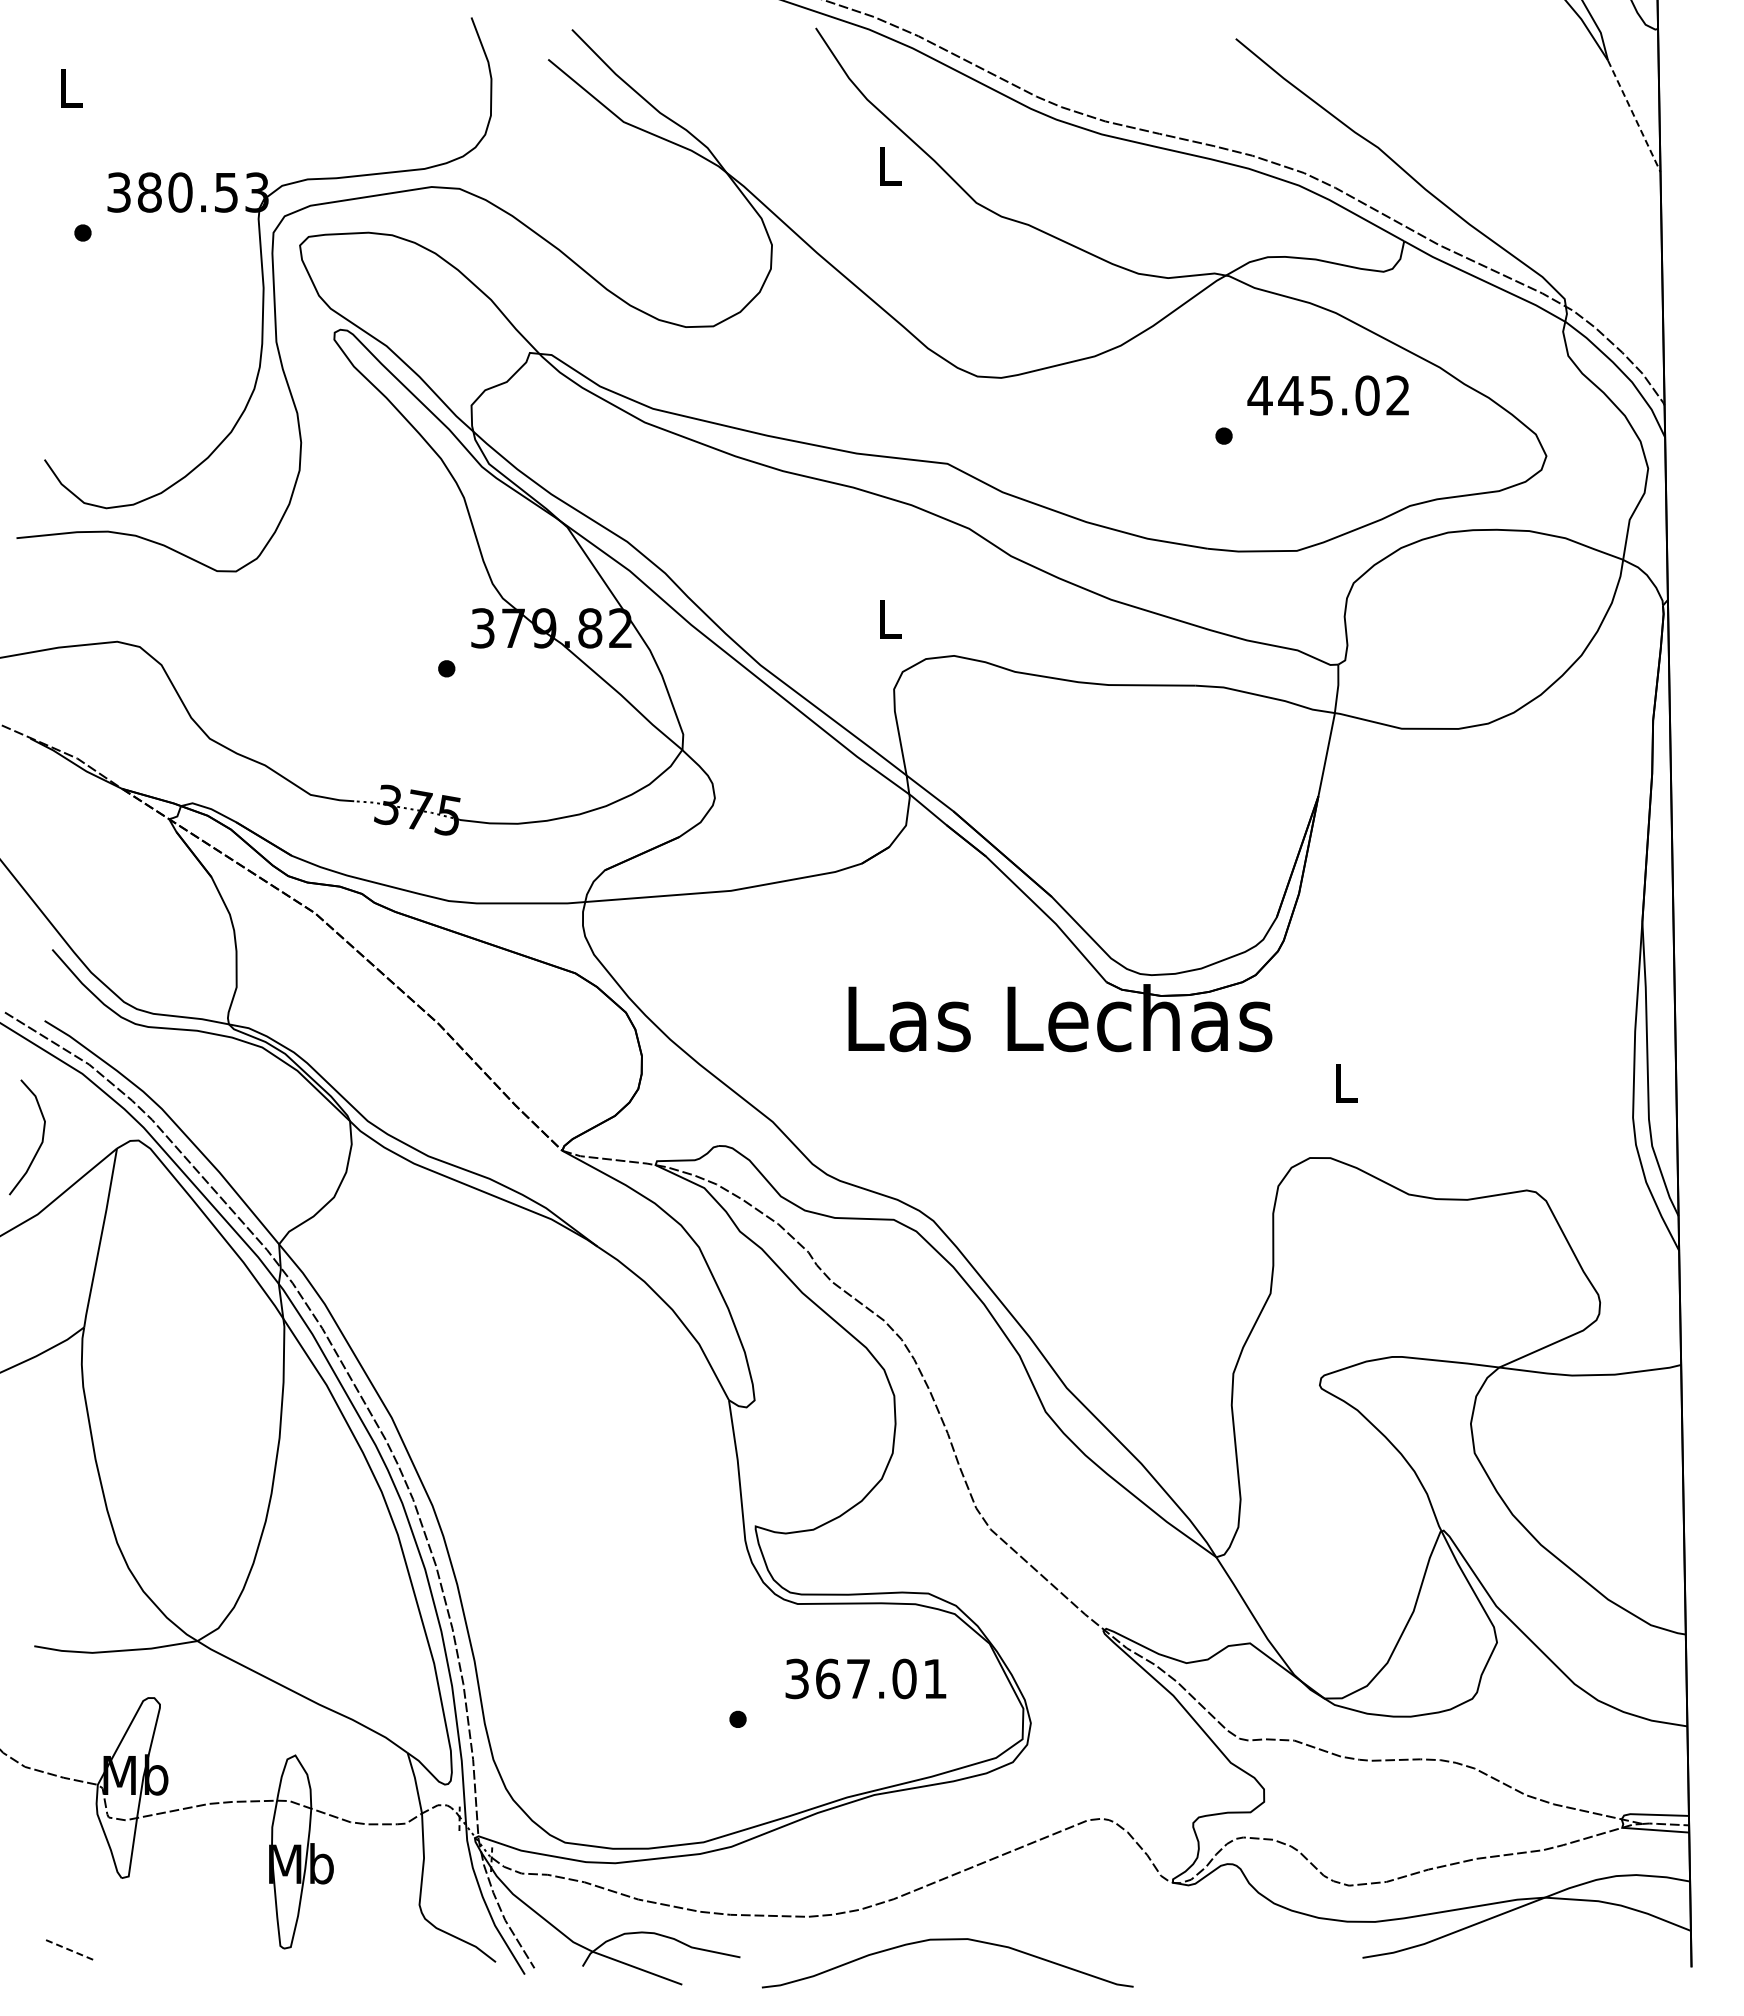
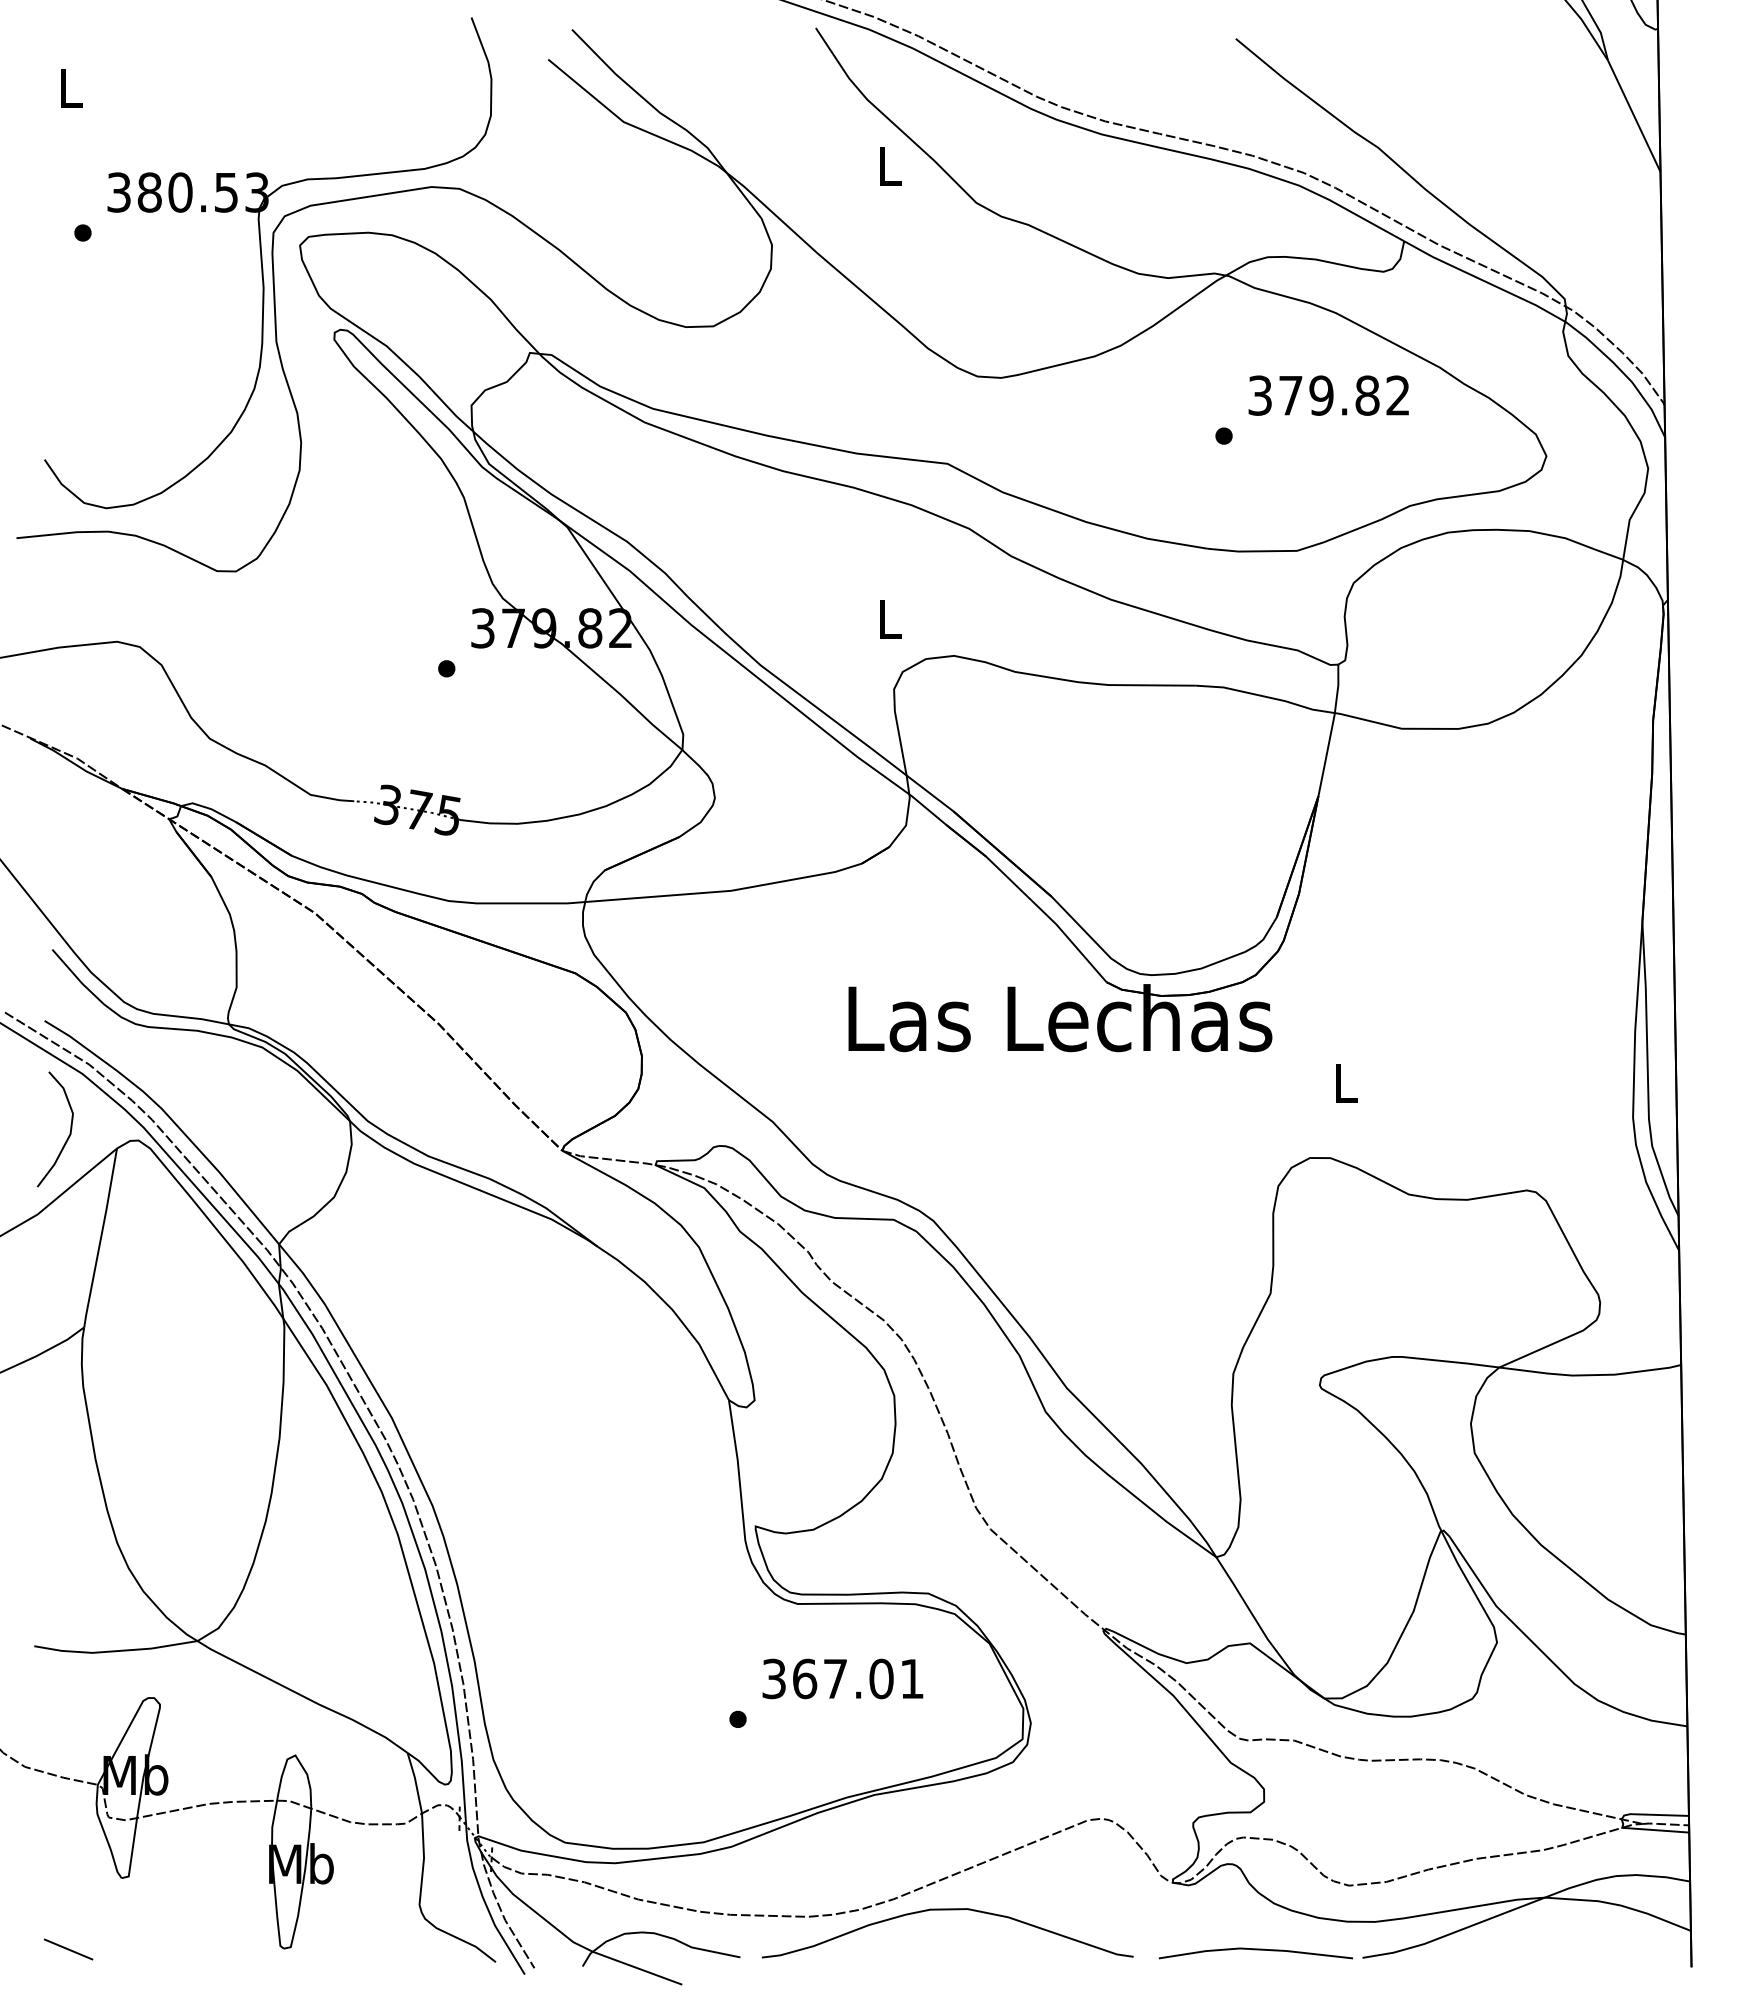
line: dashed -> solid (1634, 116)
text: 445.02 -> 379.82 (1313, 395)
curve position: (41, 1140) -> (69, 1132) (69, 1132)
text position: (865, 1678) -> (842, 1678) (842, 1678)
curve position: (947, 1940) -> (947, 1910) (947, 1910)
line: dashed -> solid (68, 1949)
line: none -> present (1255, 1950)
